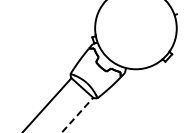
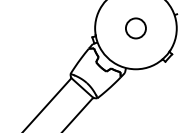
circle: none -> present (135, 28)
line: dashed -> solid (77, 114)
